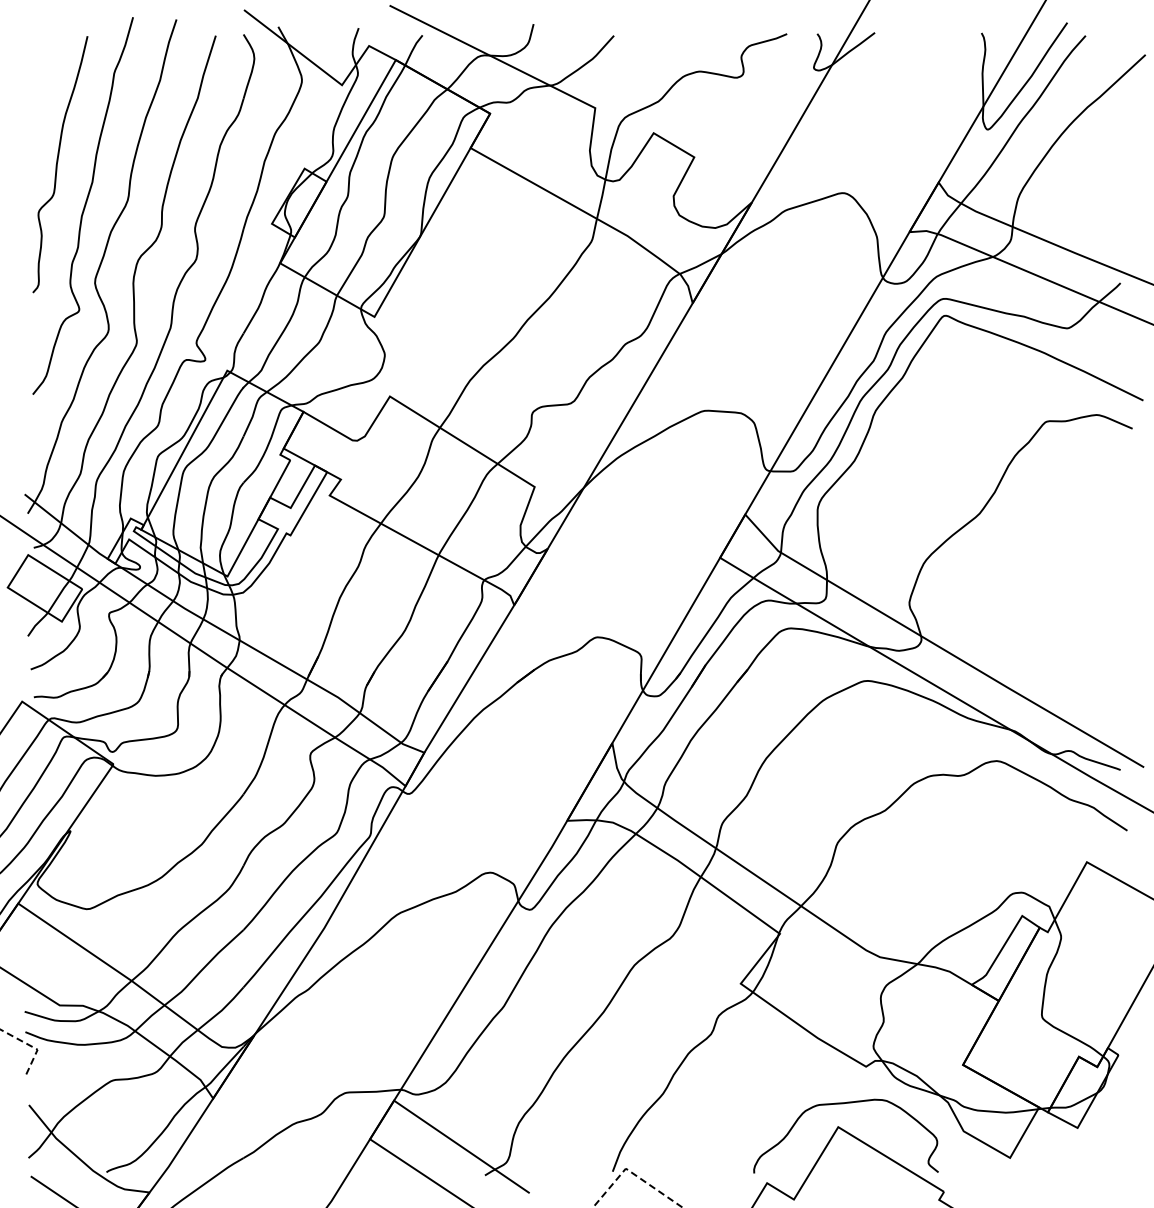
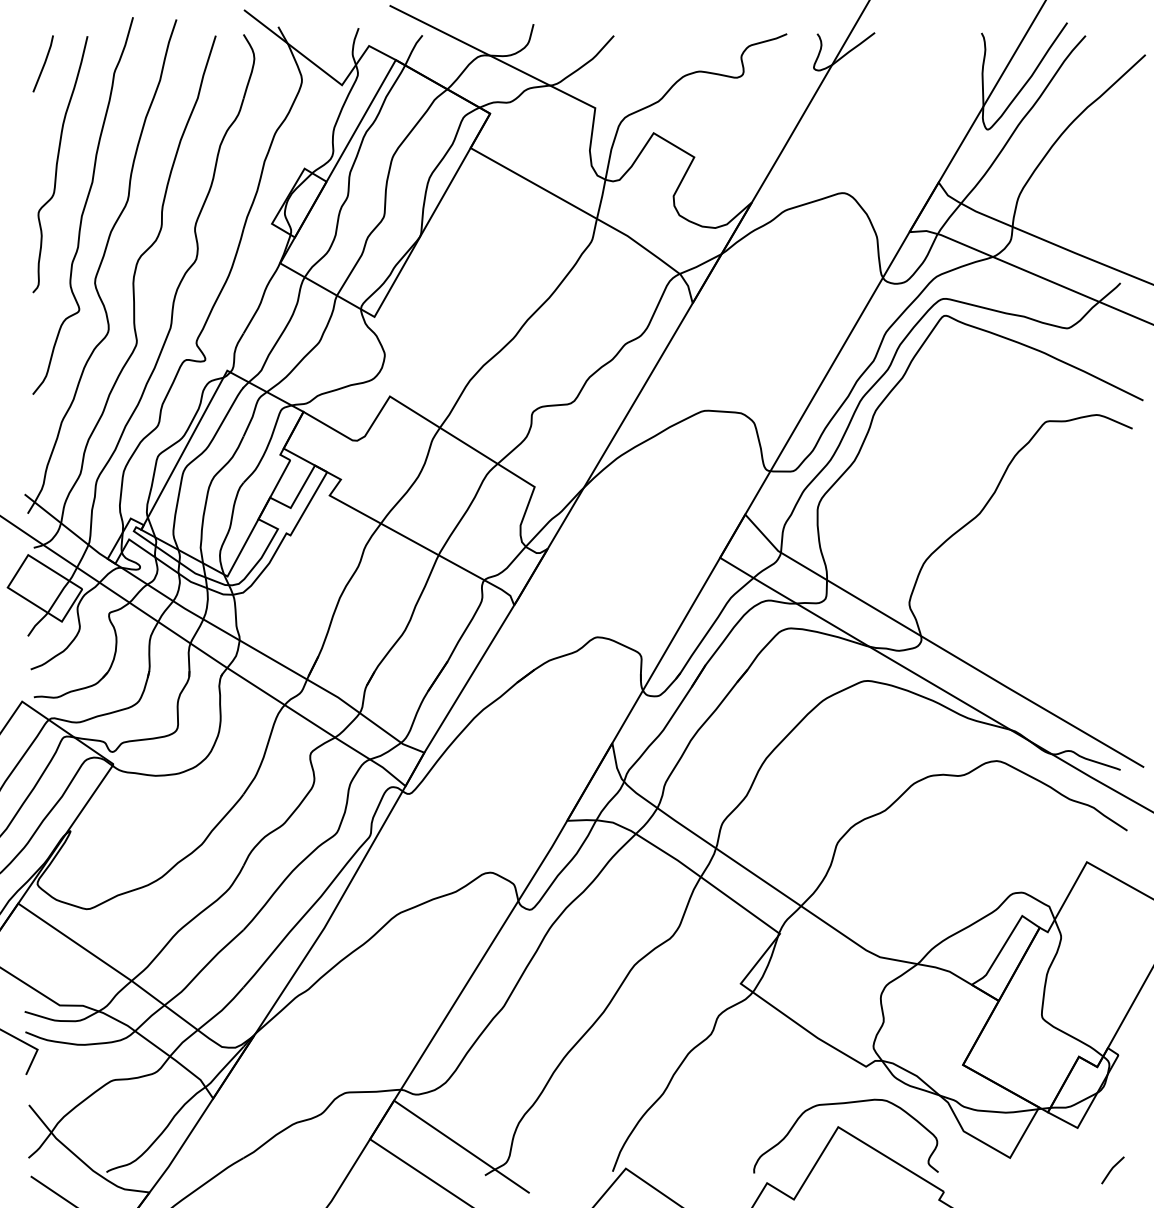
line: none -> present (43, 63)
line: dashed -> solid (31, 1046)
line: none -> present (1112, 1169)
line: dashed -> solid (633, 1173)
